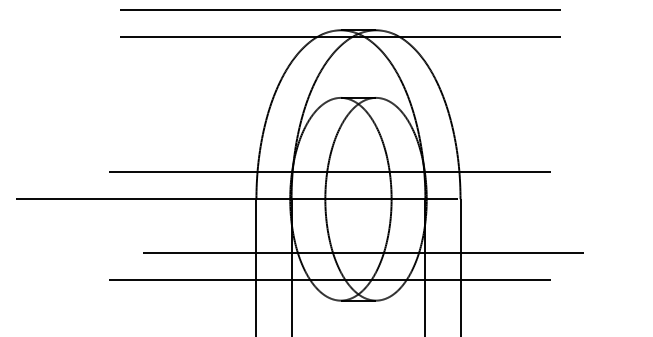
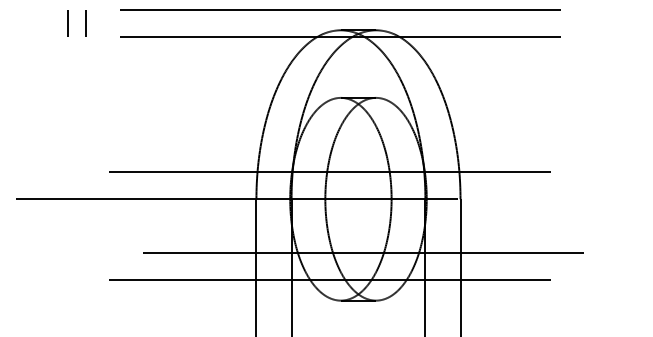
line: none -> present (67, 23)
line: none -> present (86, 23)
